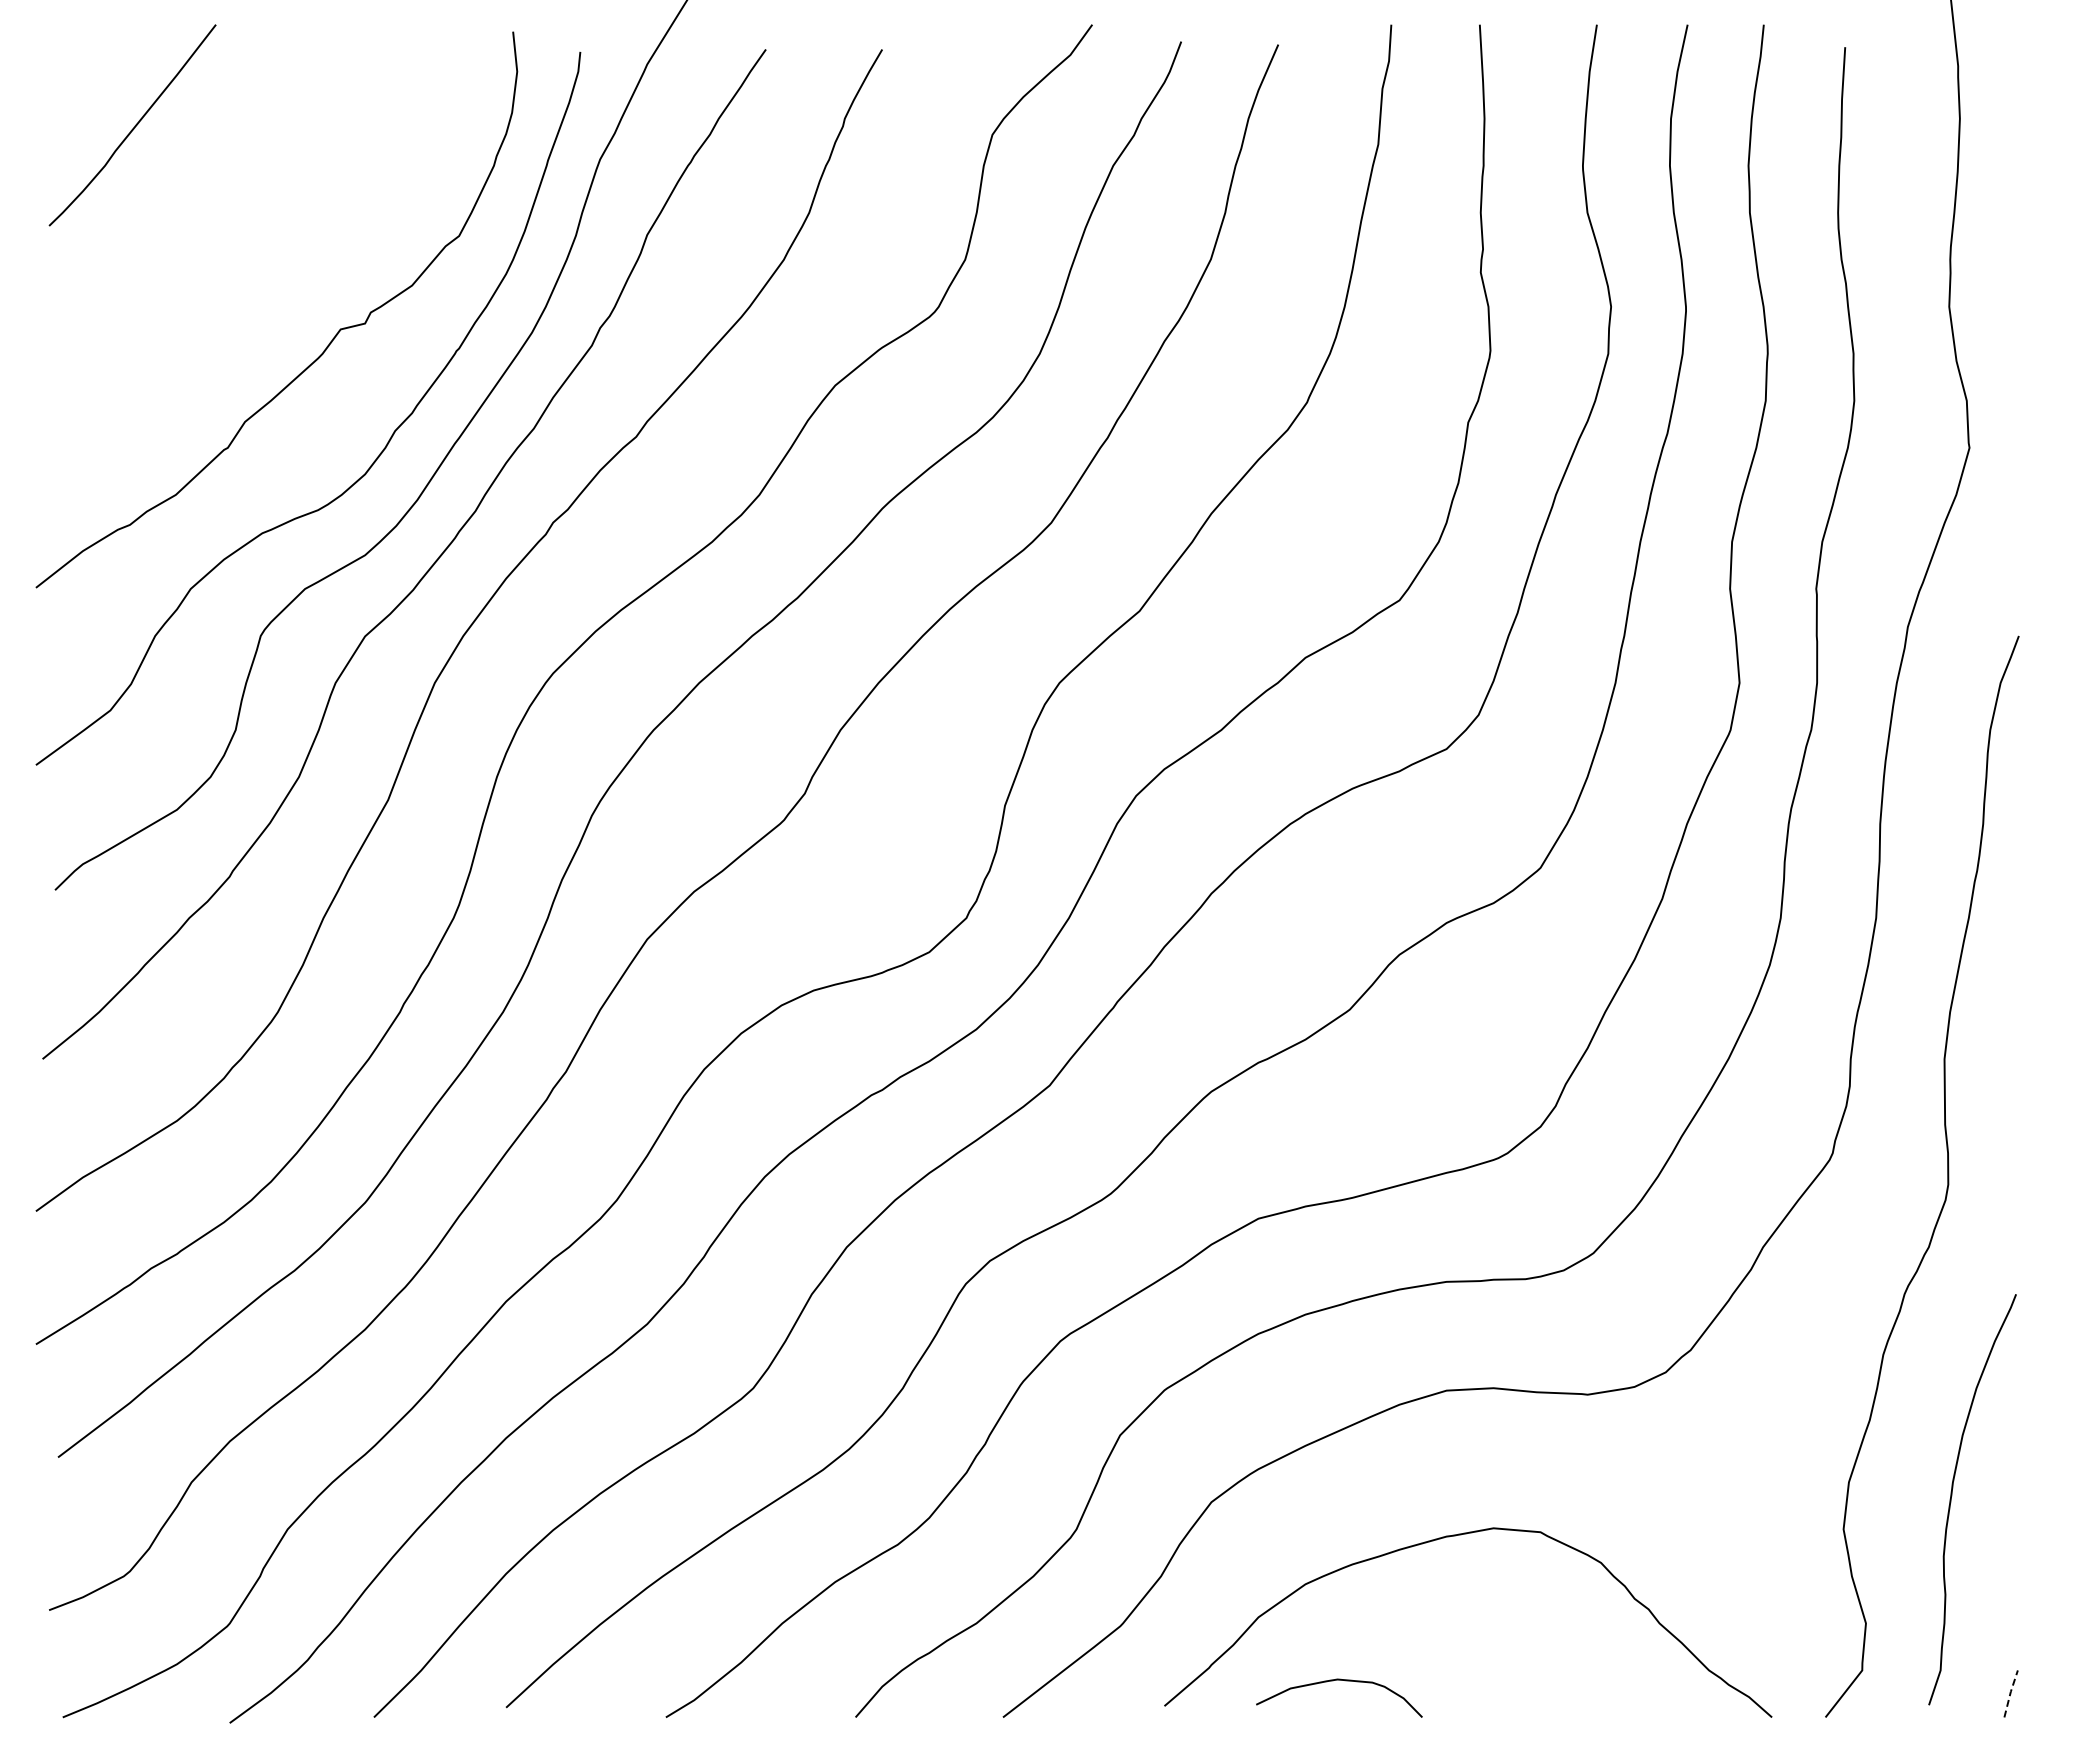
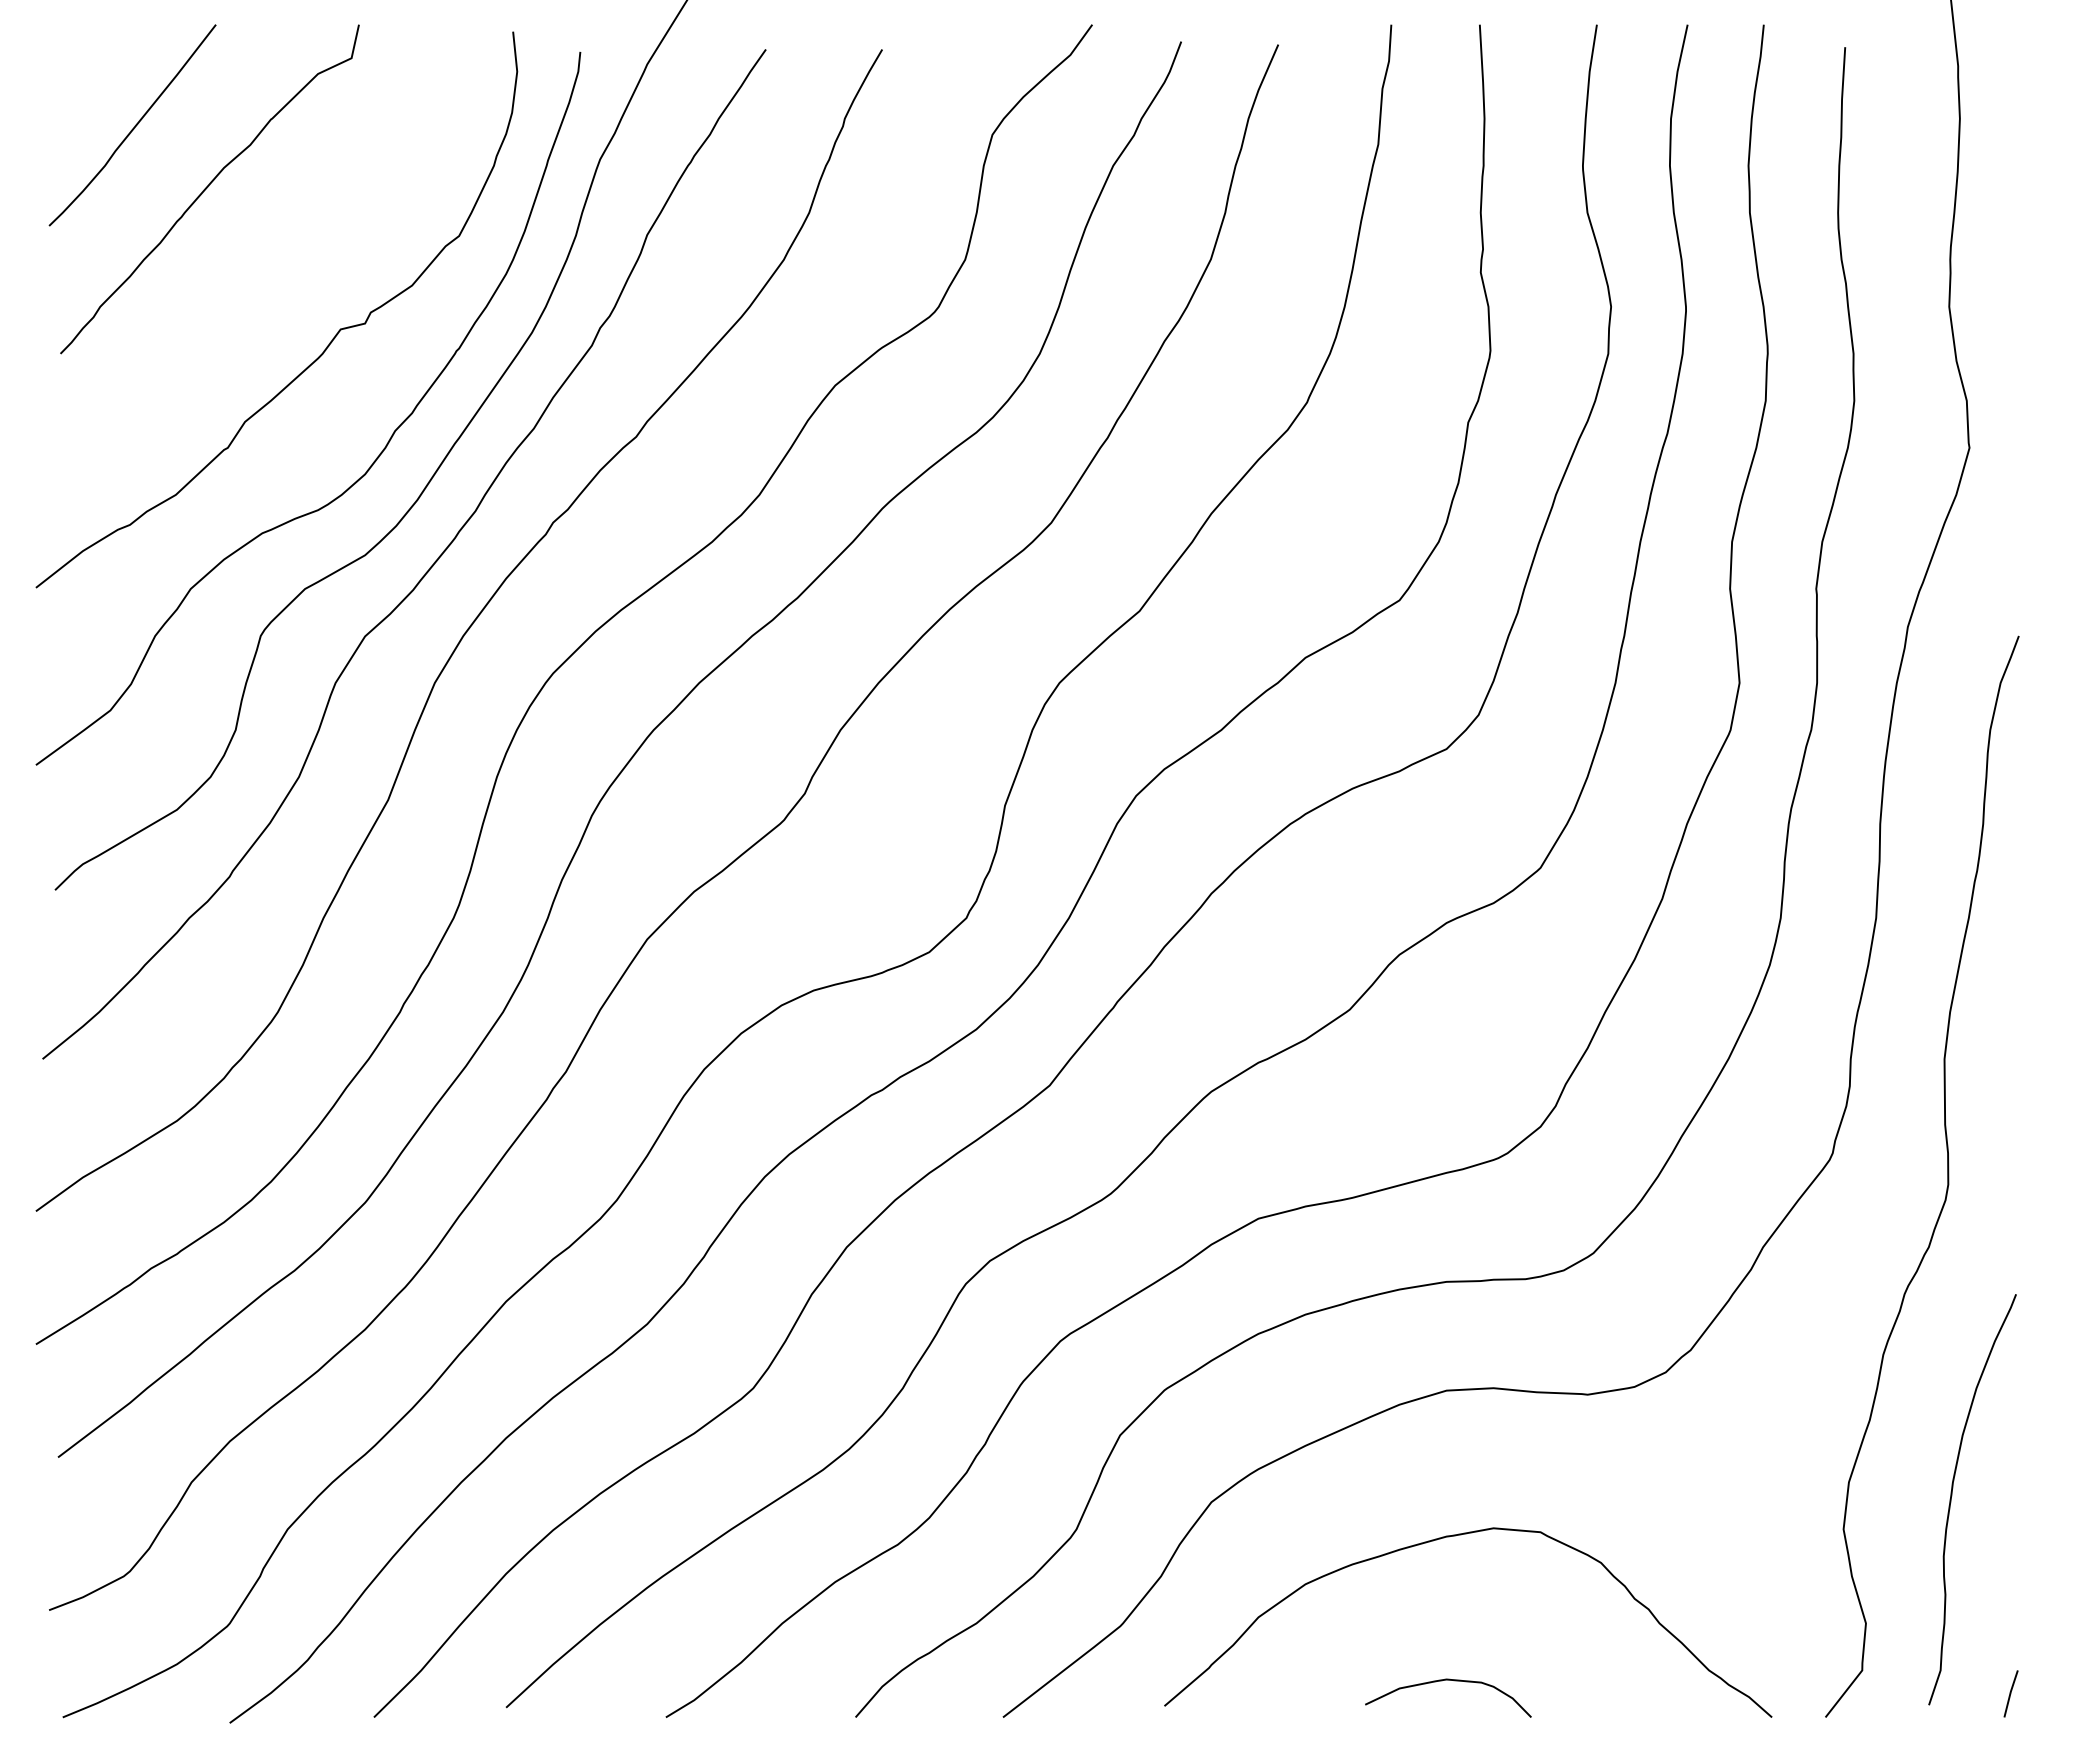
curve: none -> present (208, 187)
curve position: (1339, 1680) -> (1448, 1680) (1448, 1680)
line: dashed -> solid (2010, 1692)
